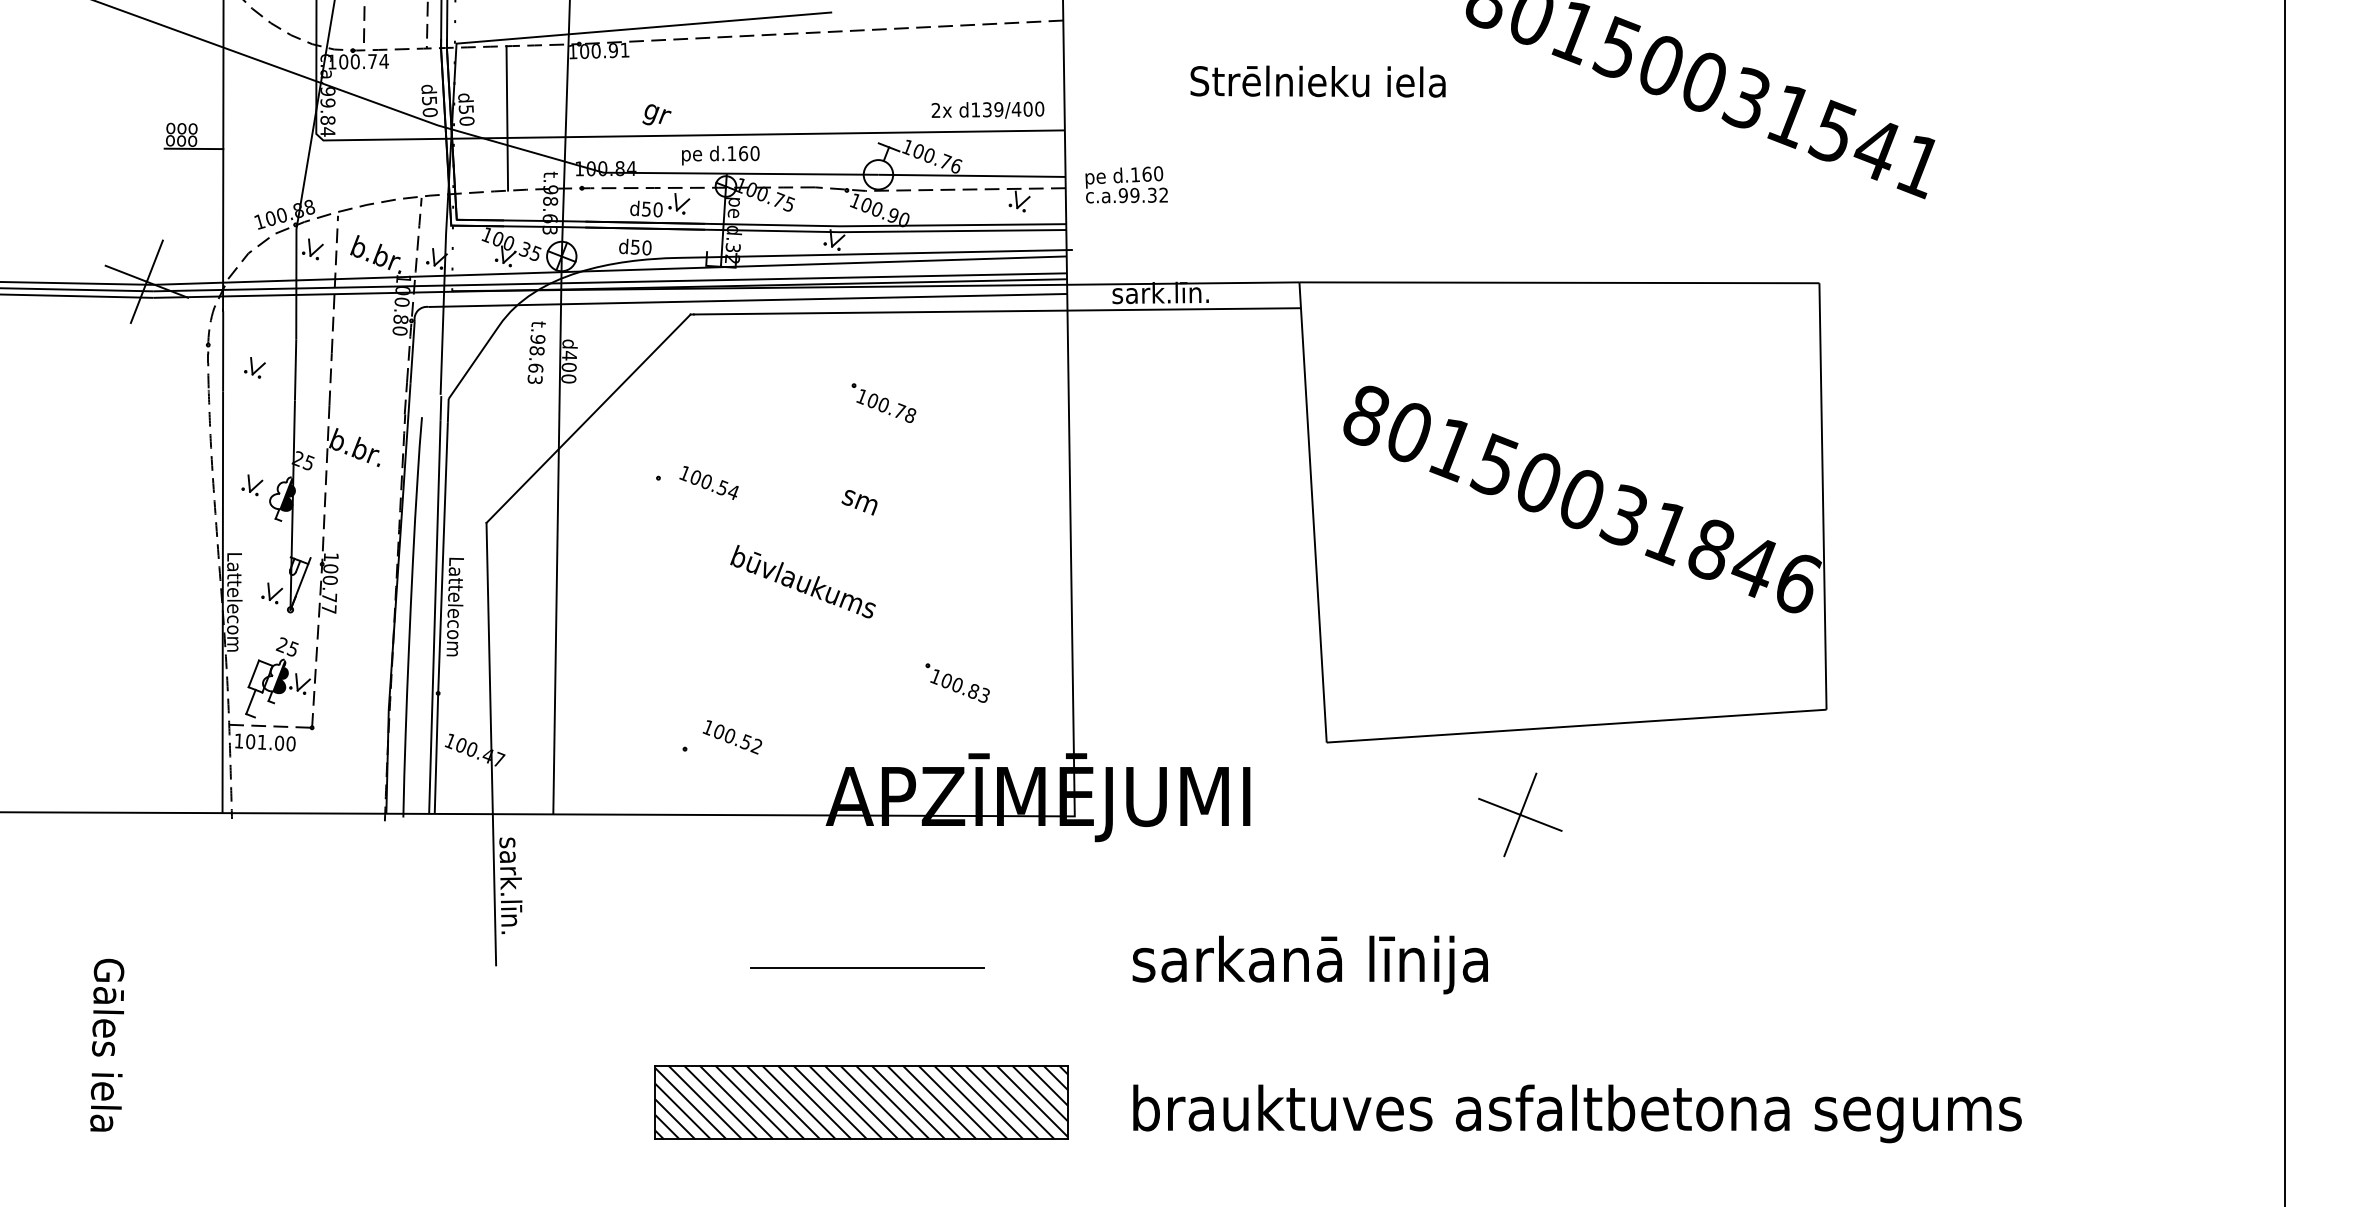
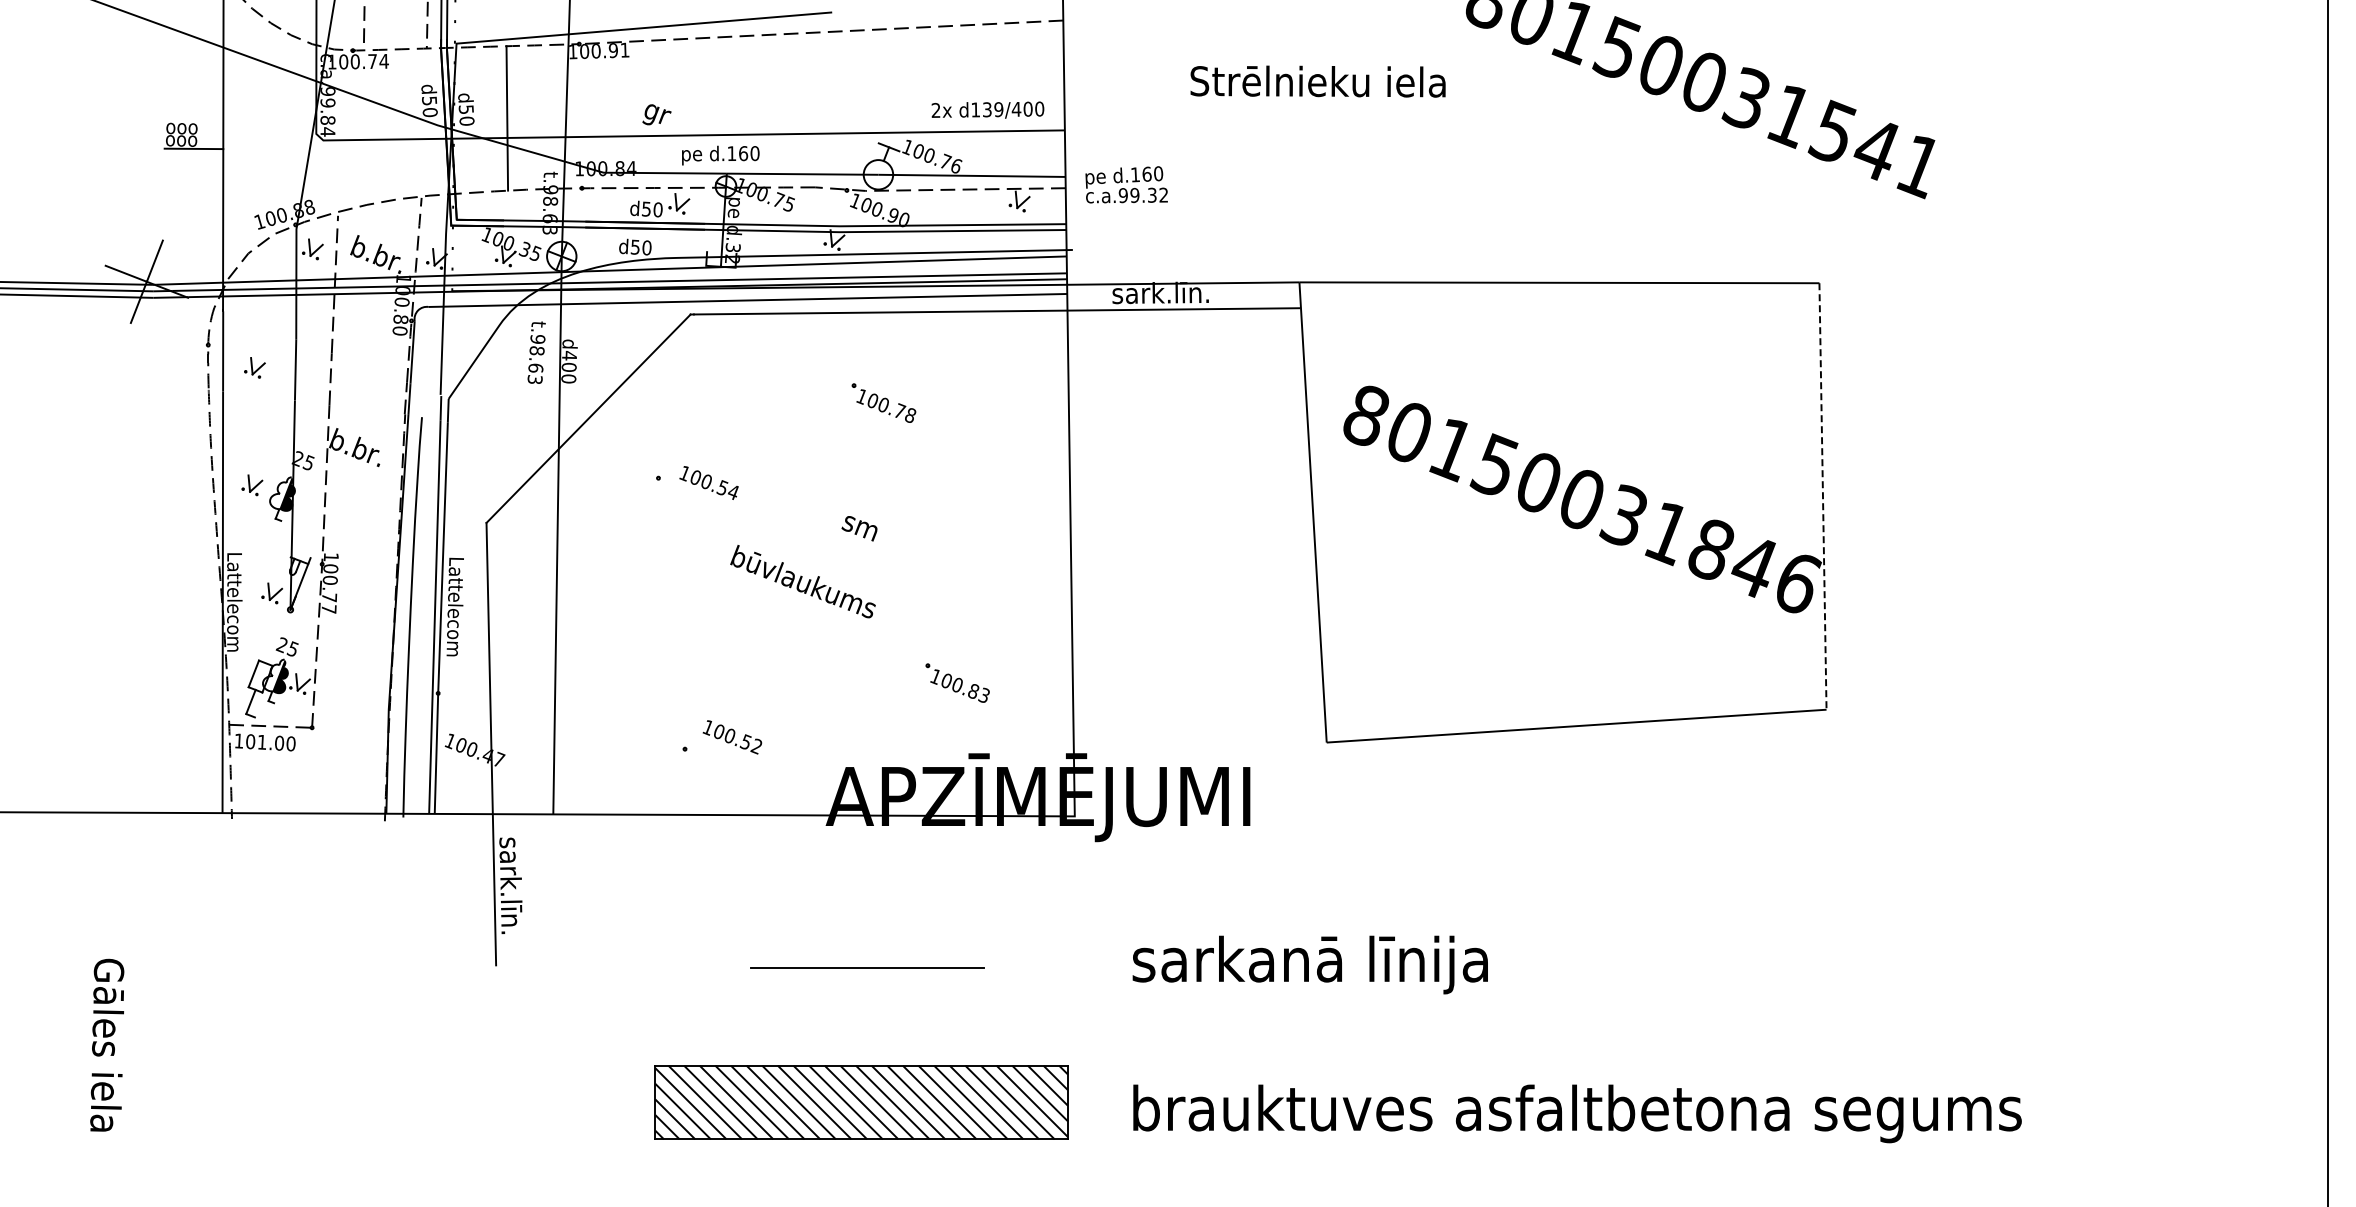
line: solid -> dashed (1822, 496)
text position: (859, 502) -> (859, 528) (859, 528)
line position: (2285, 602) -> (2328, 602) (2328, 602)
part: present -> none (1520, 814)
